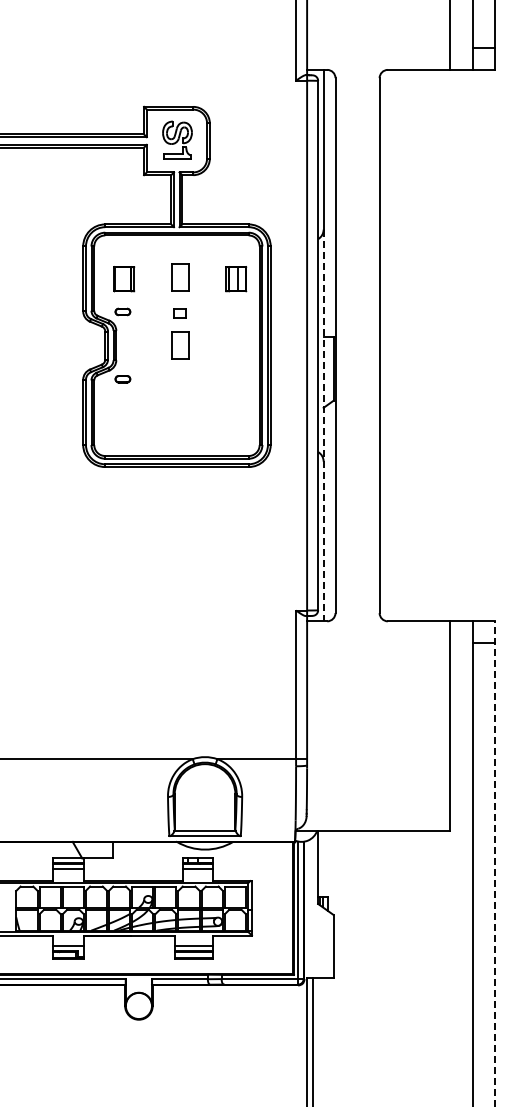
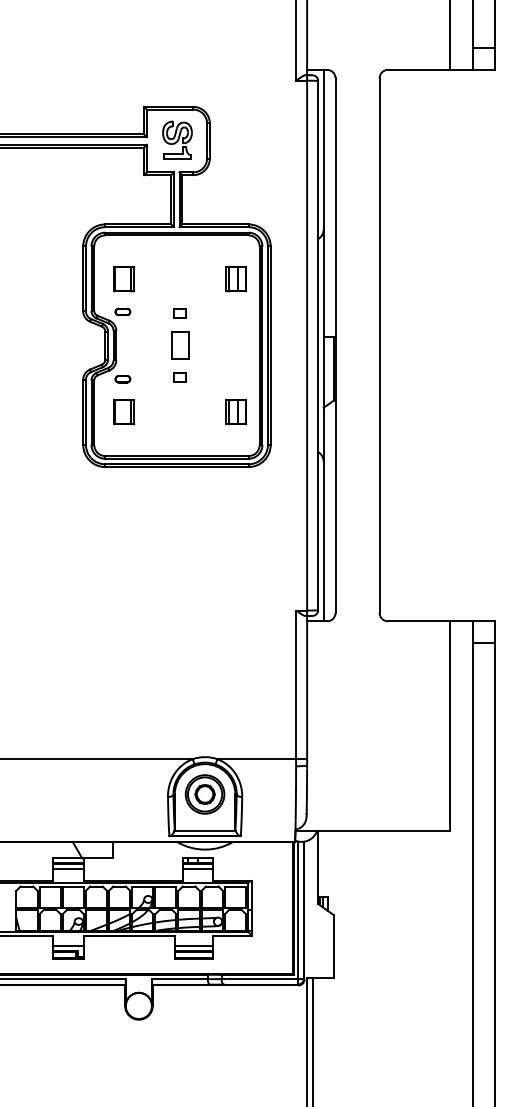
part: present -> none (180, 277)
part: none -> present (179, 377)
part: none -> present (124, 411)
part: none -> present (236, 412)
line: dashed -> solid (323, 425)
part: none -> present (204, 794)
line: dashed -> solid (494, 864)
